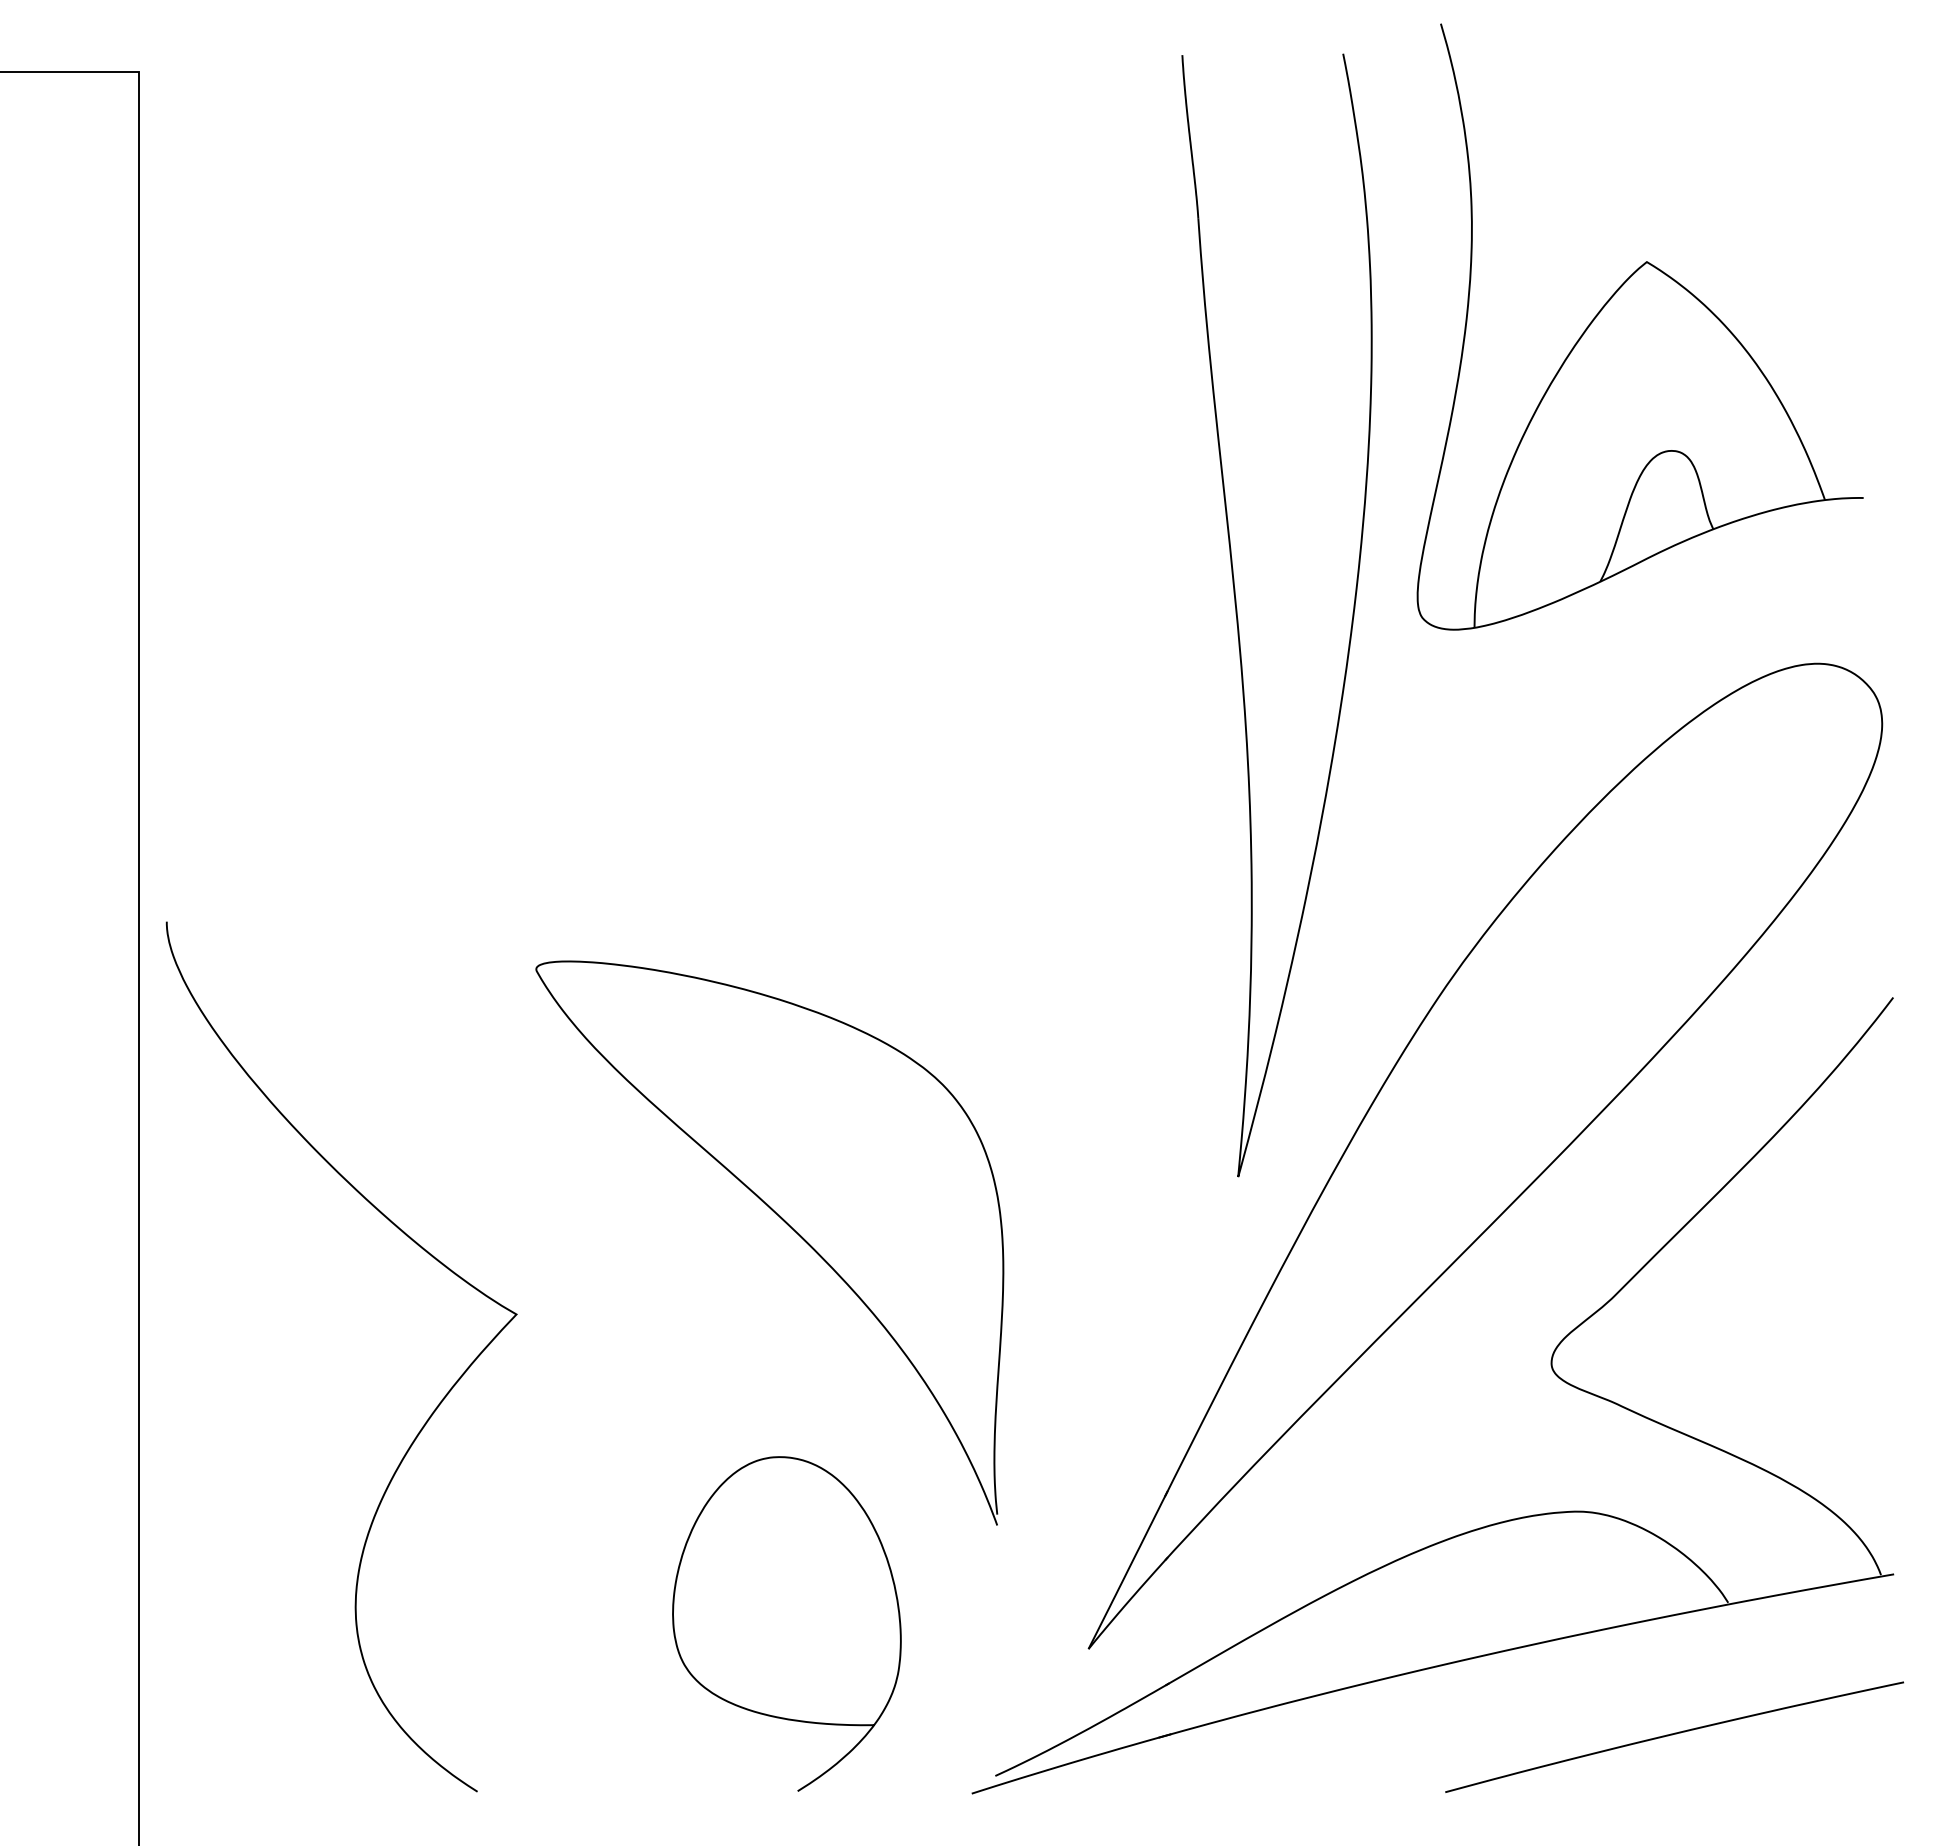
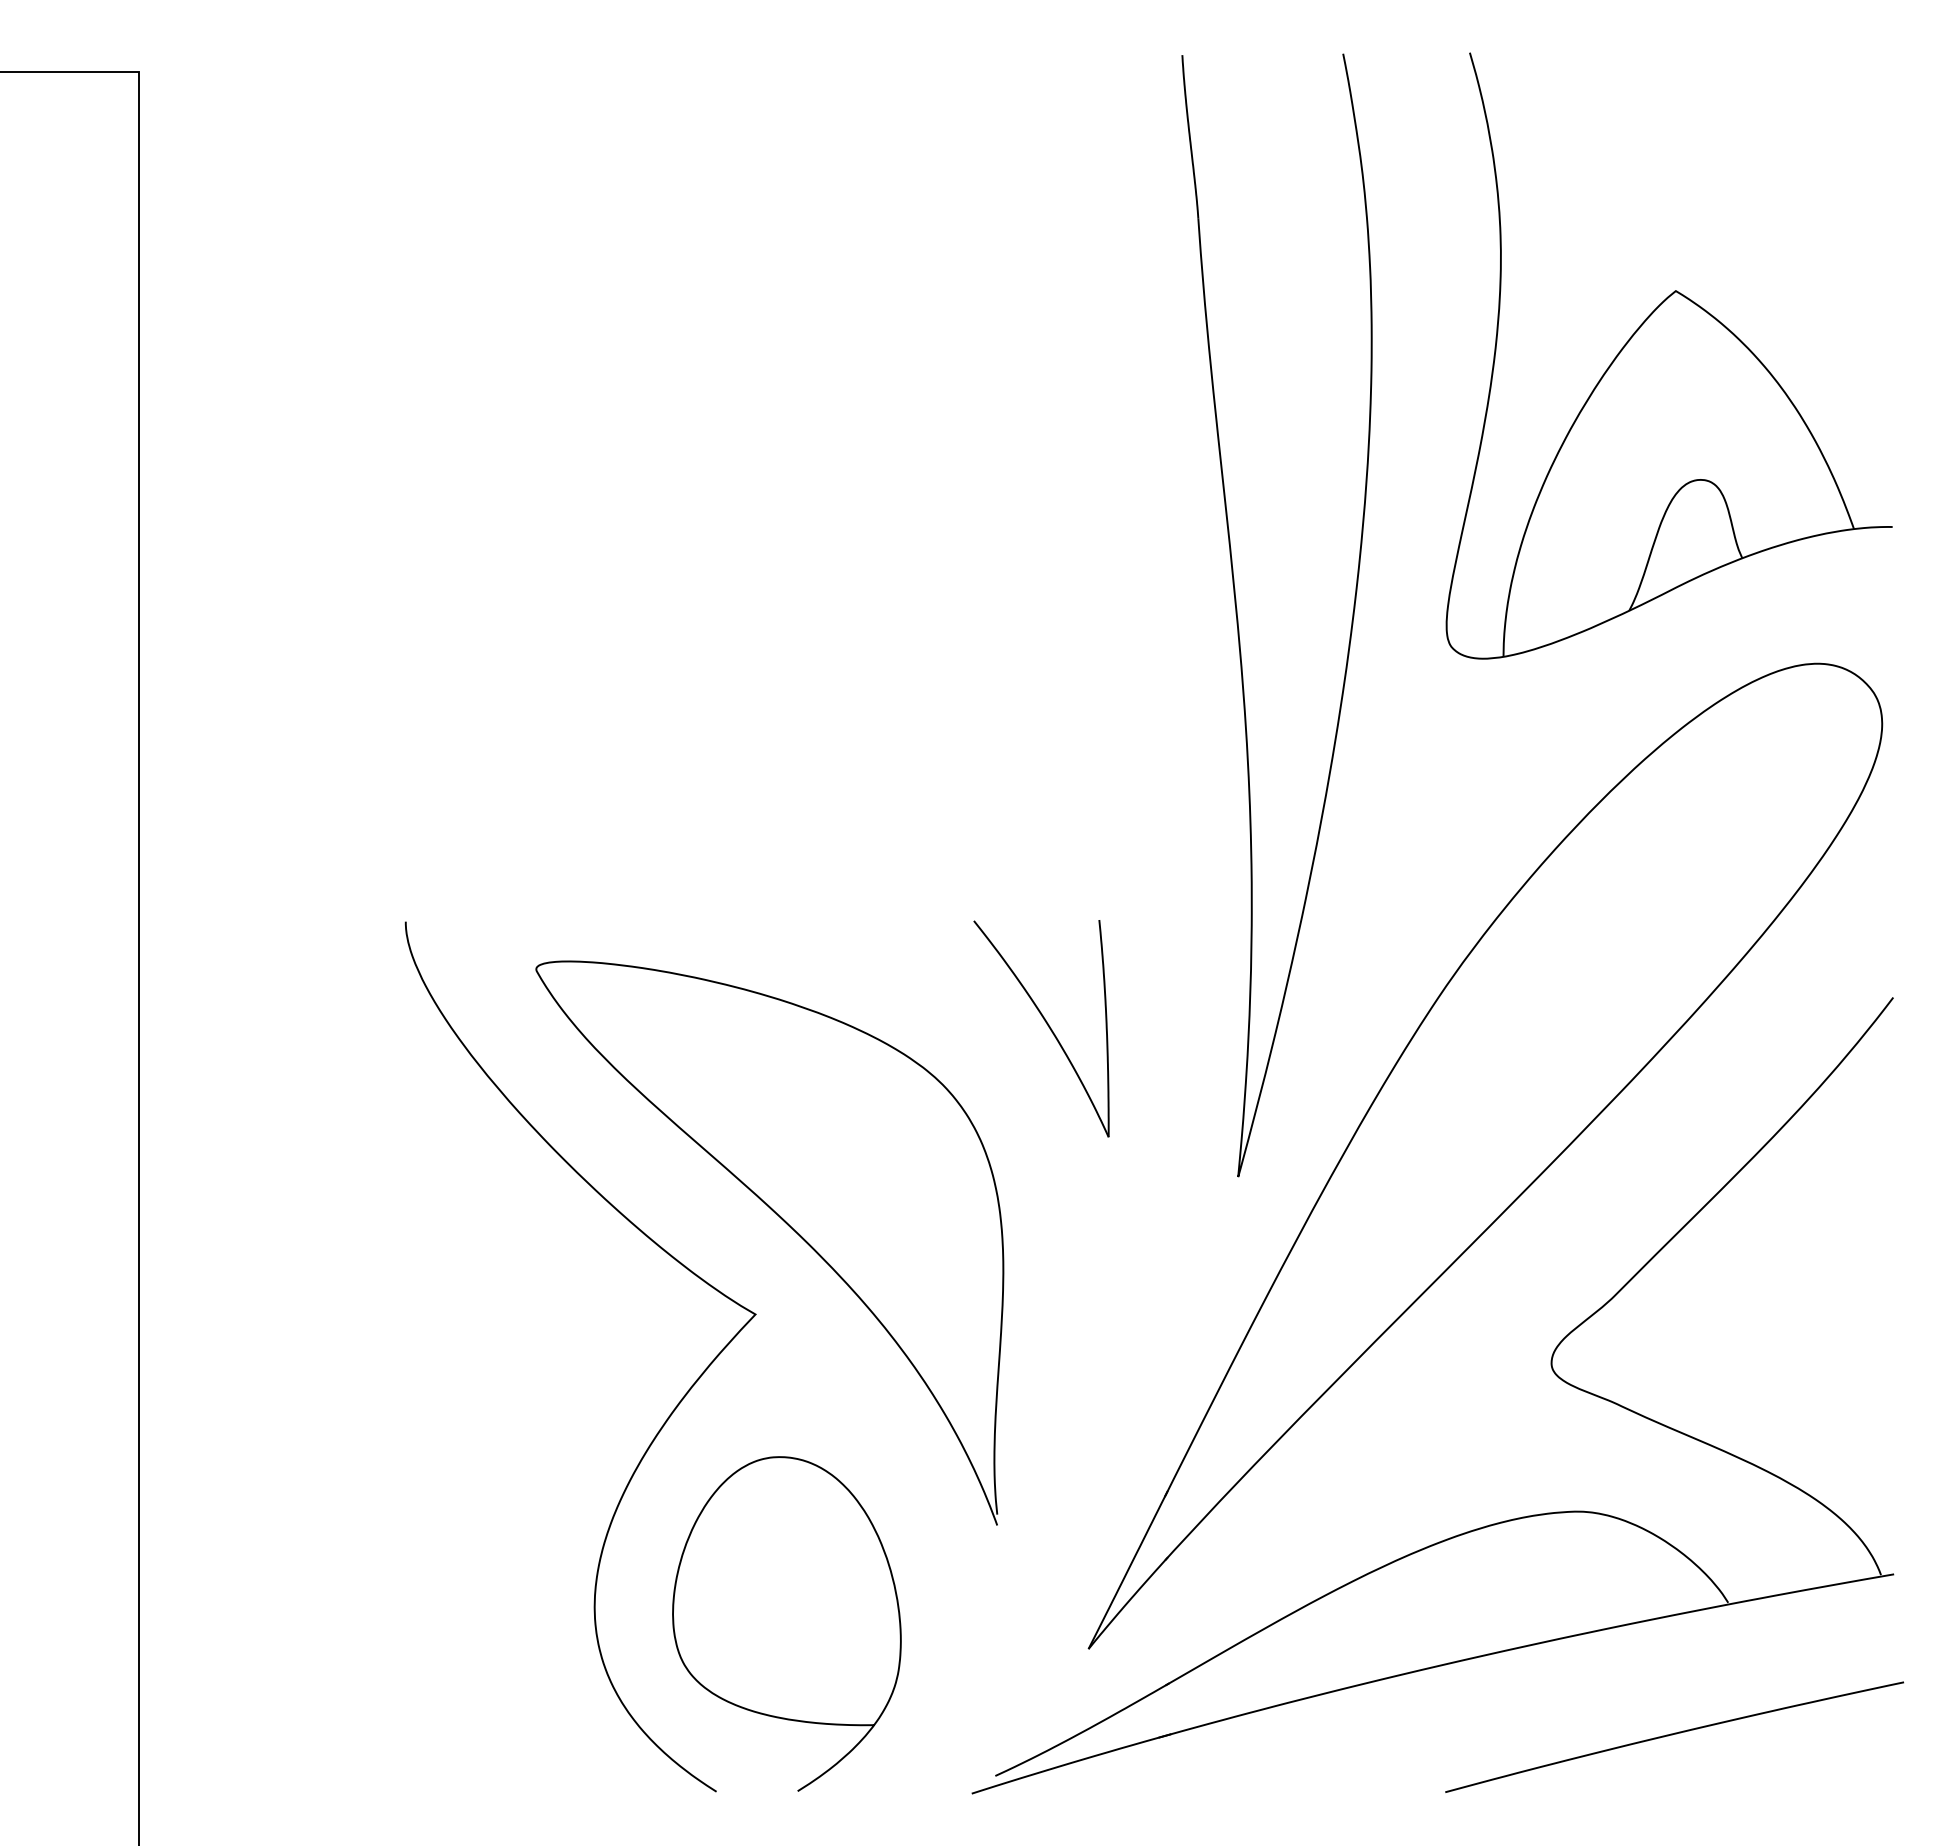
part position: (1639, 326) -> (1668, 355) (1668, 355)
part: none -> present (1046, 1024)
curve position: (428, 1417) -> (667, 1417) (667, 1417)
